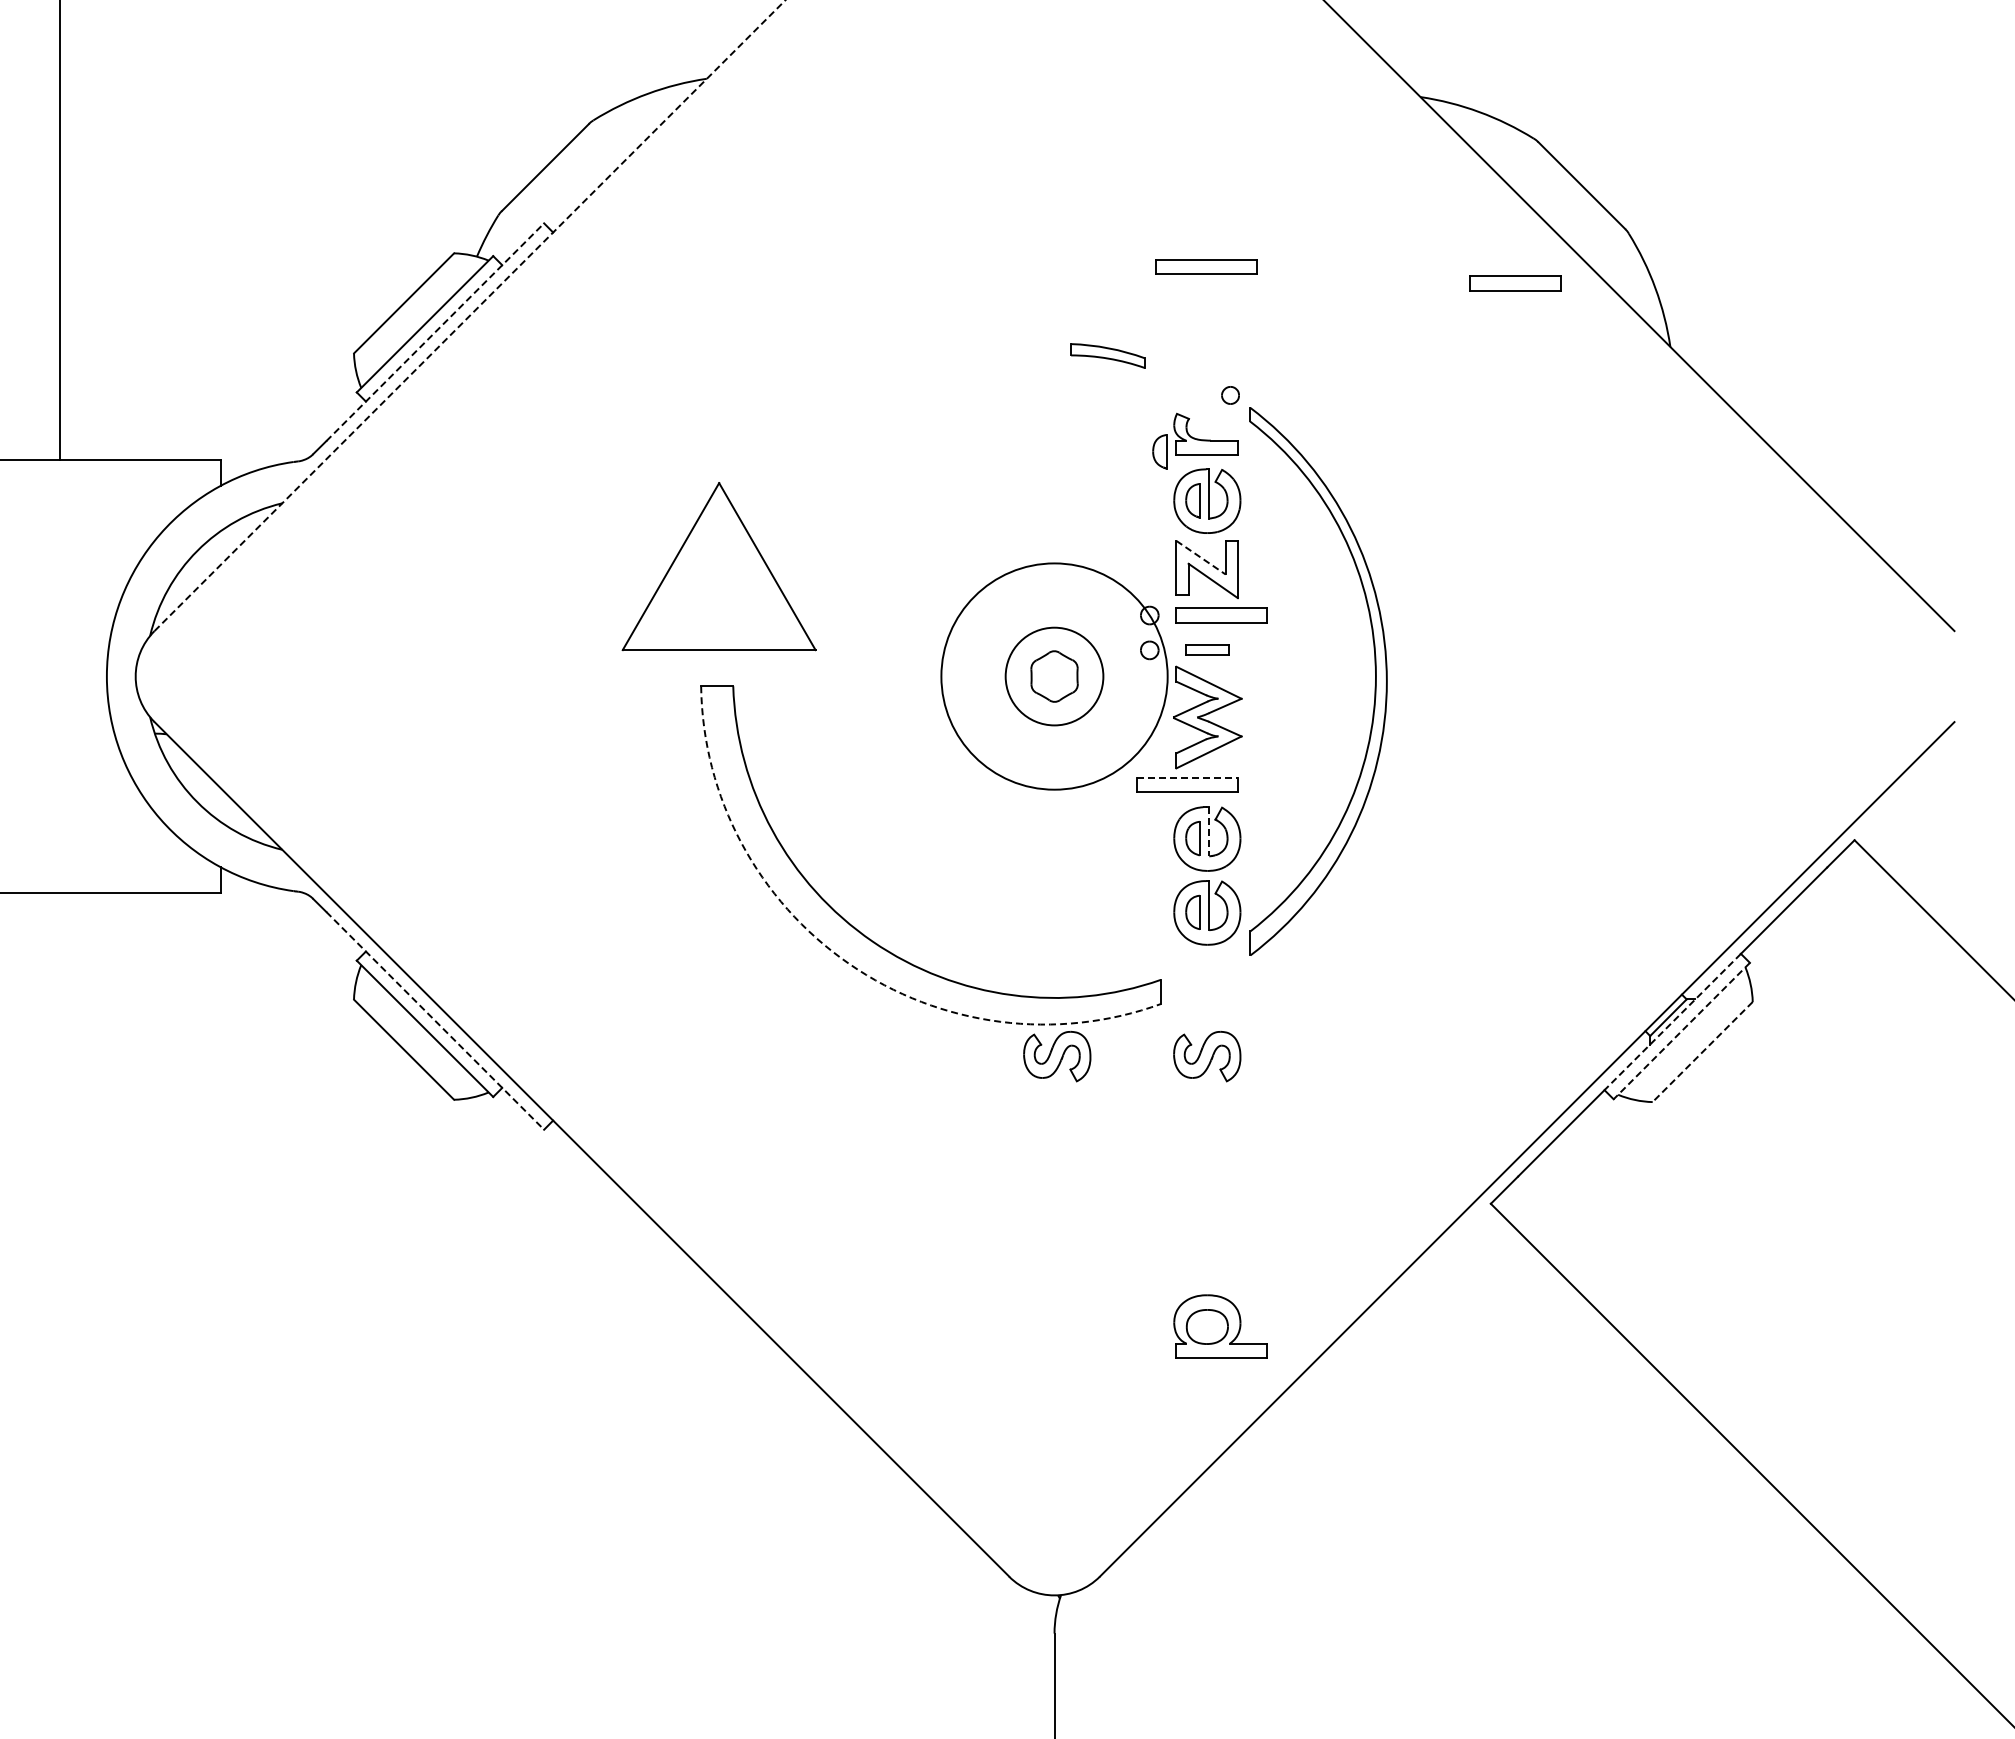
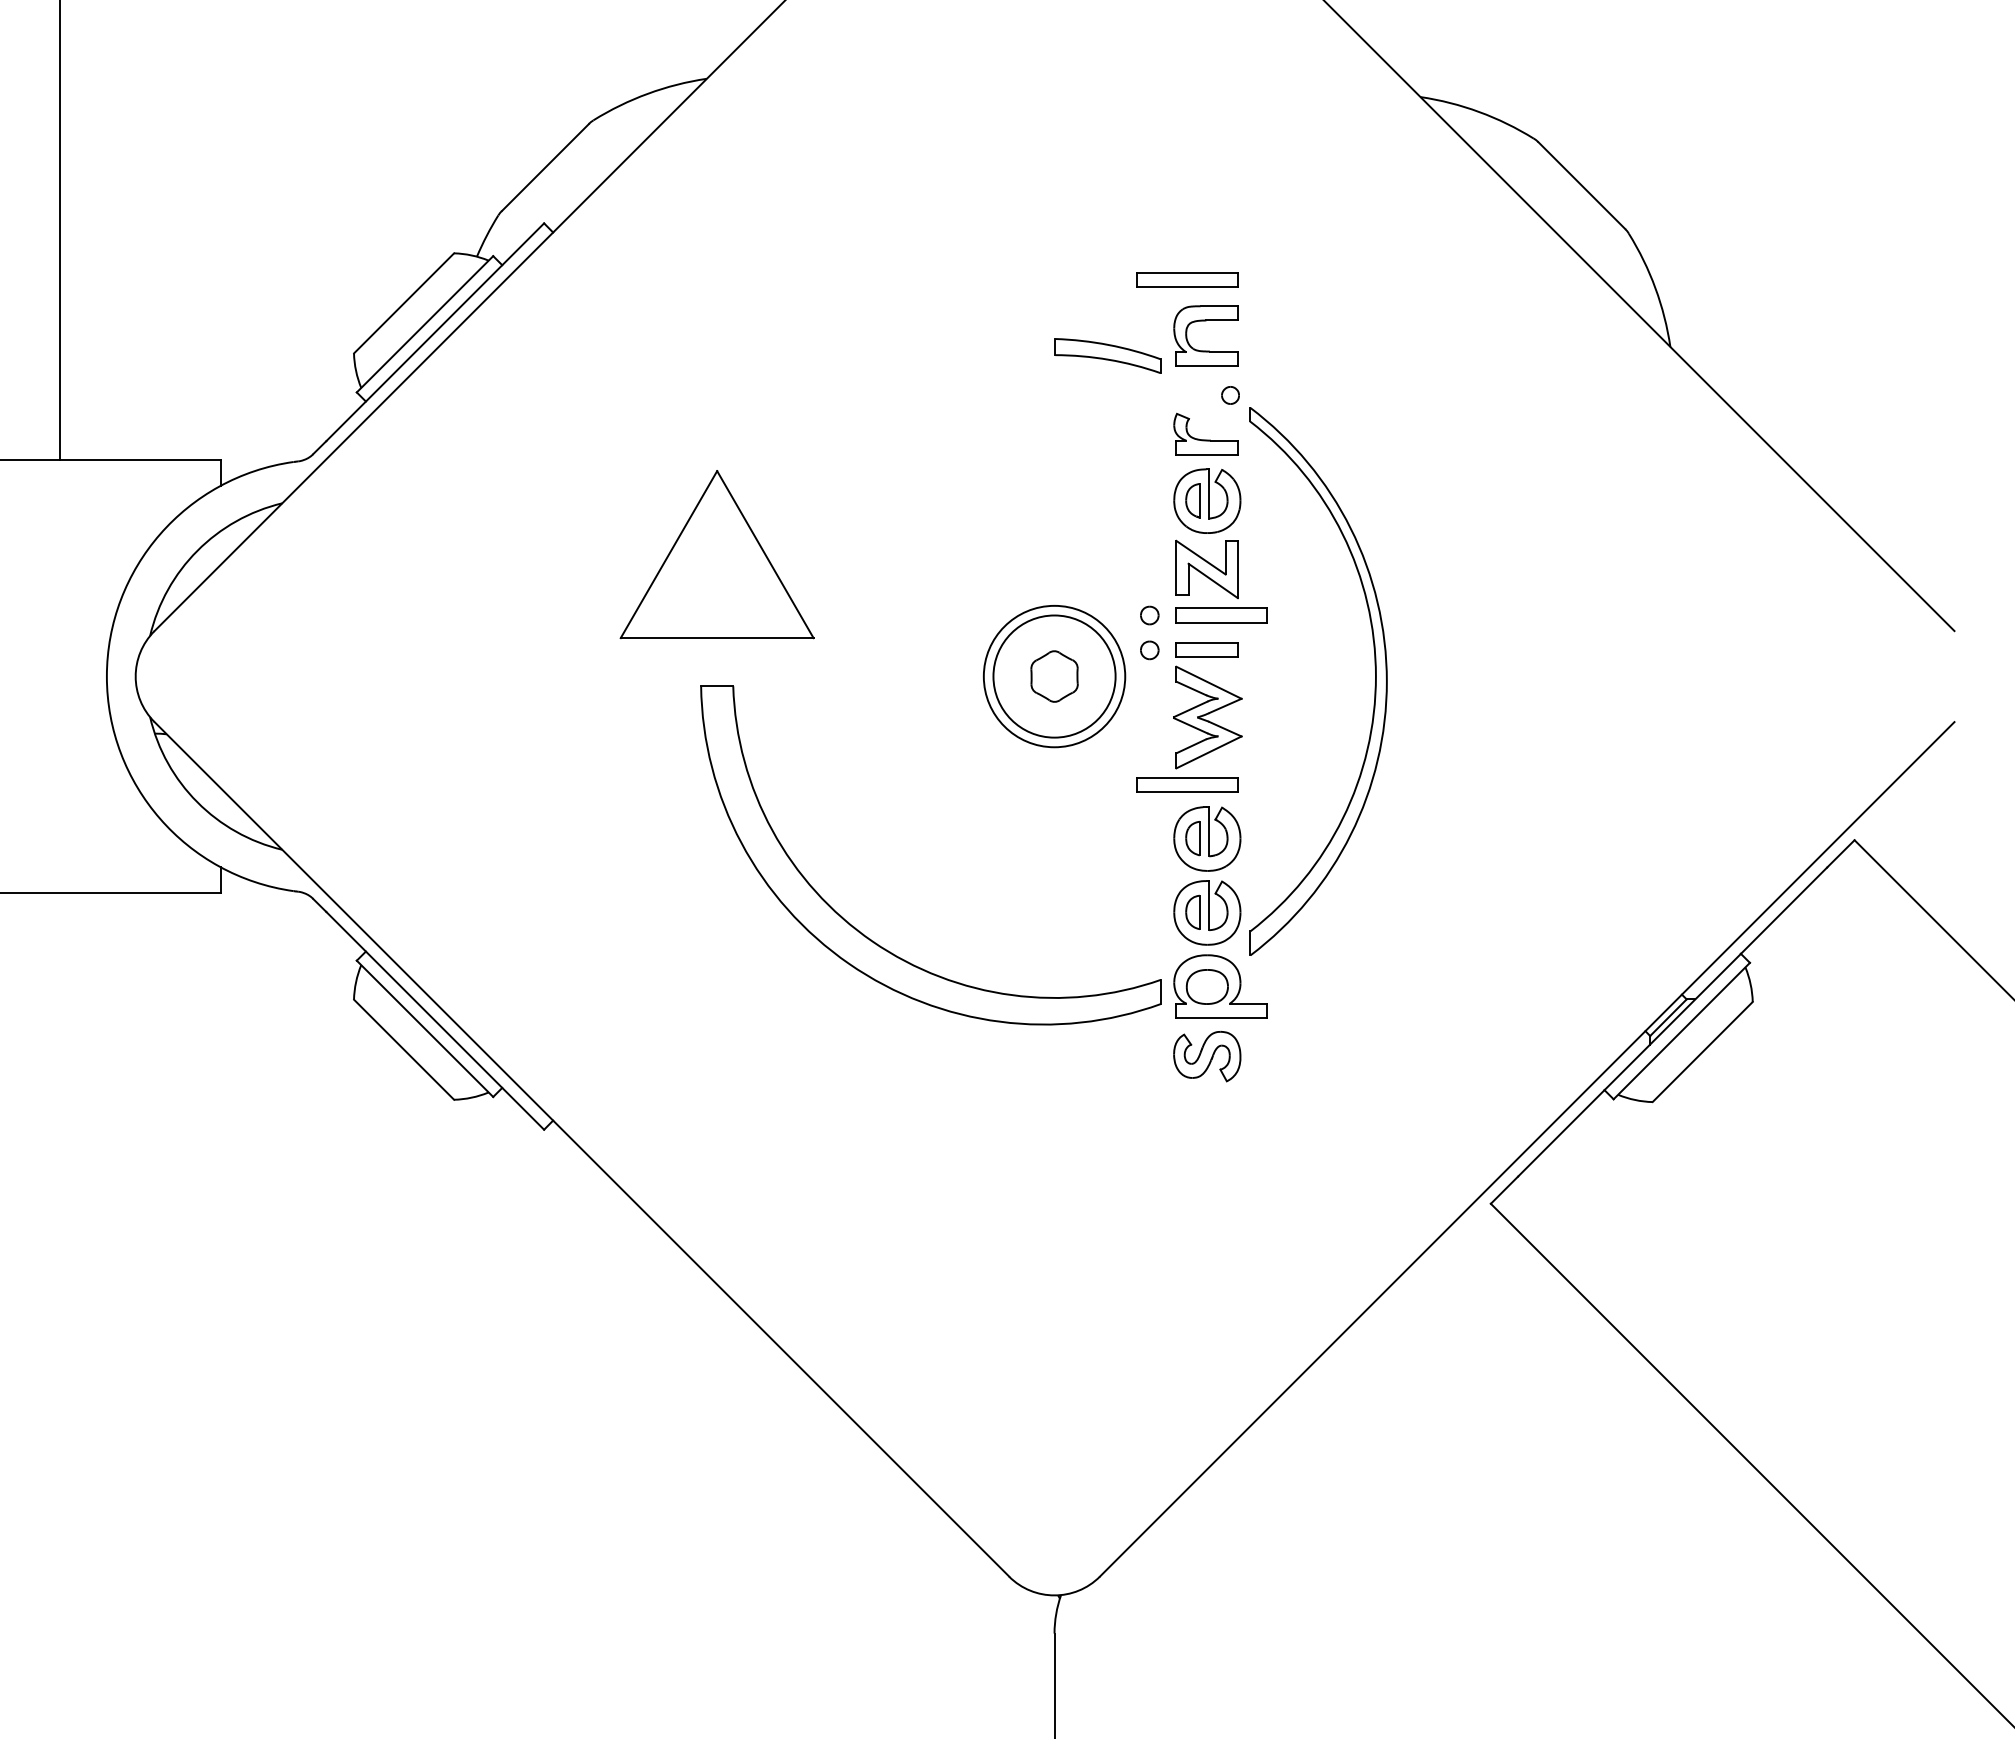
part position: (1206, 266) -> (1187, 279) (1187, 279)
part: present -> none (1515, 283)
line: dashed -> solid (469, 315)
part: none -> present (1205, 321)
line: dashed -> solid (435, 332)
part size: 76x26 px -> 108x36 px (1107, 355)
part: present -> none (1159, 451)
line: dashed -> solid (1201, 557)
part position: (718, 566) -> (716, 554) (716, 554)
part size: 45x12 px -> 64x16 px (1206, 649)
circle diameter: 226 px -> 141 px (1054, 676)
circle diameter: 98 px -> 122 px (1054, 676)
line: dashed -> solid (1188, 777)
line: dashed -> solid (1209, 831)
arc: dashed -> solid (849, 963)
line: dashed -> solid (435, 1020)
line: dashed -> solid (1672, 1022)
line: dashed -> solid (1681, 1031)
line: dashed -> solid (1702, 1051)
part: present -> none (1057, 1056)
part position: (1220, 1326) -> (1220, 986) (1220, 986)
